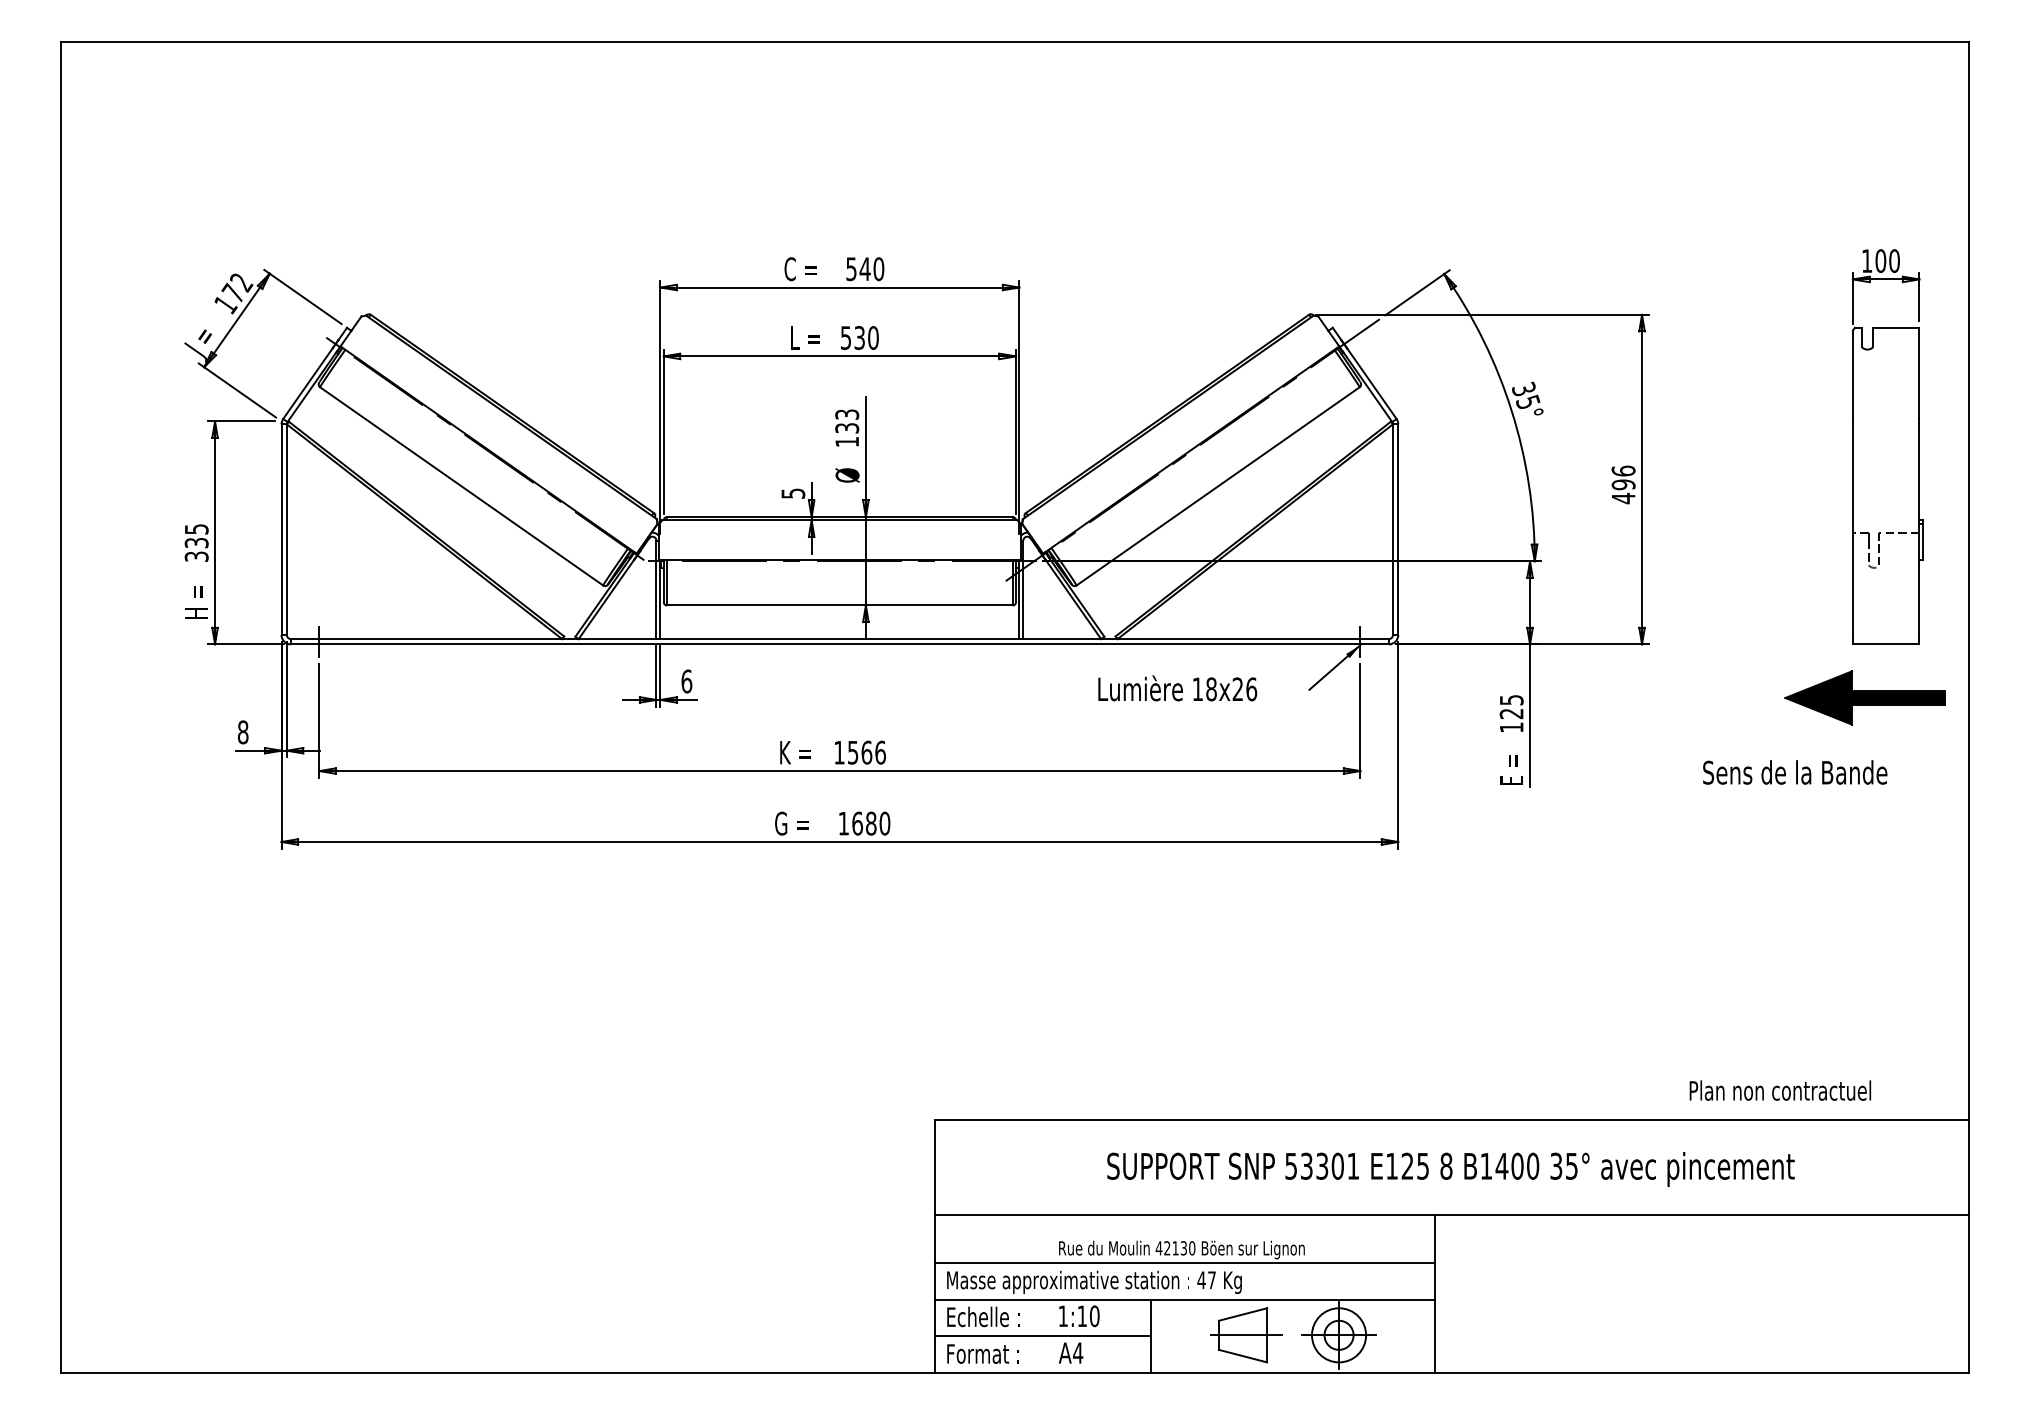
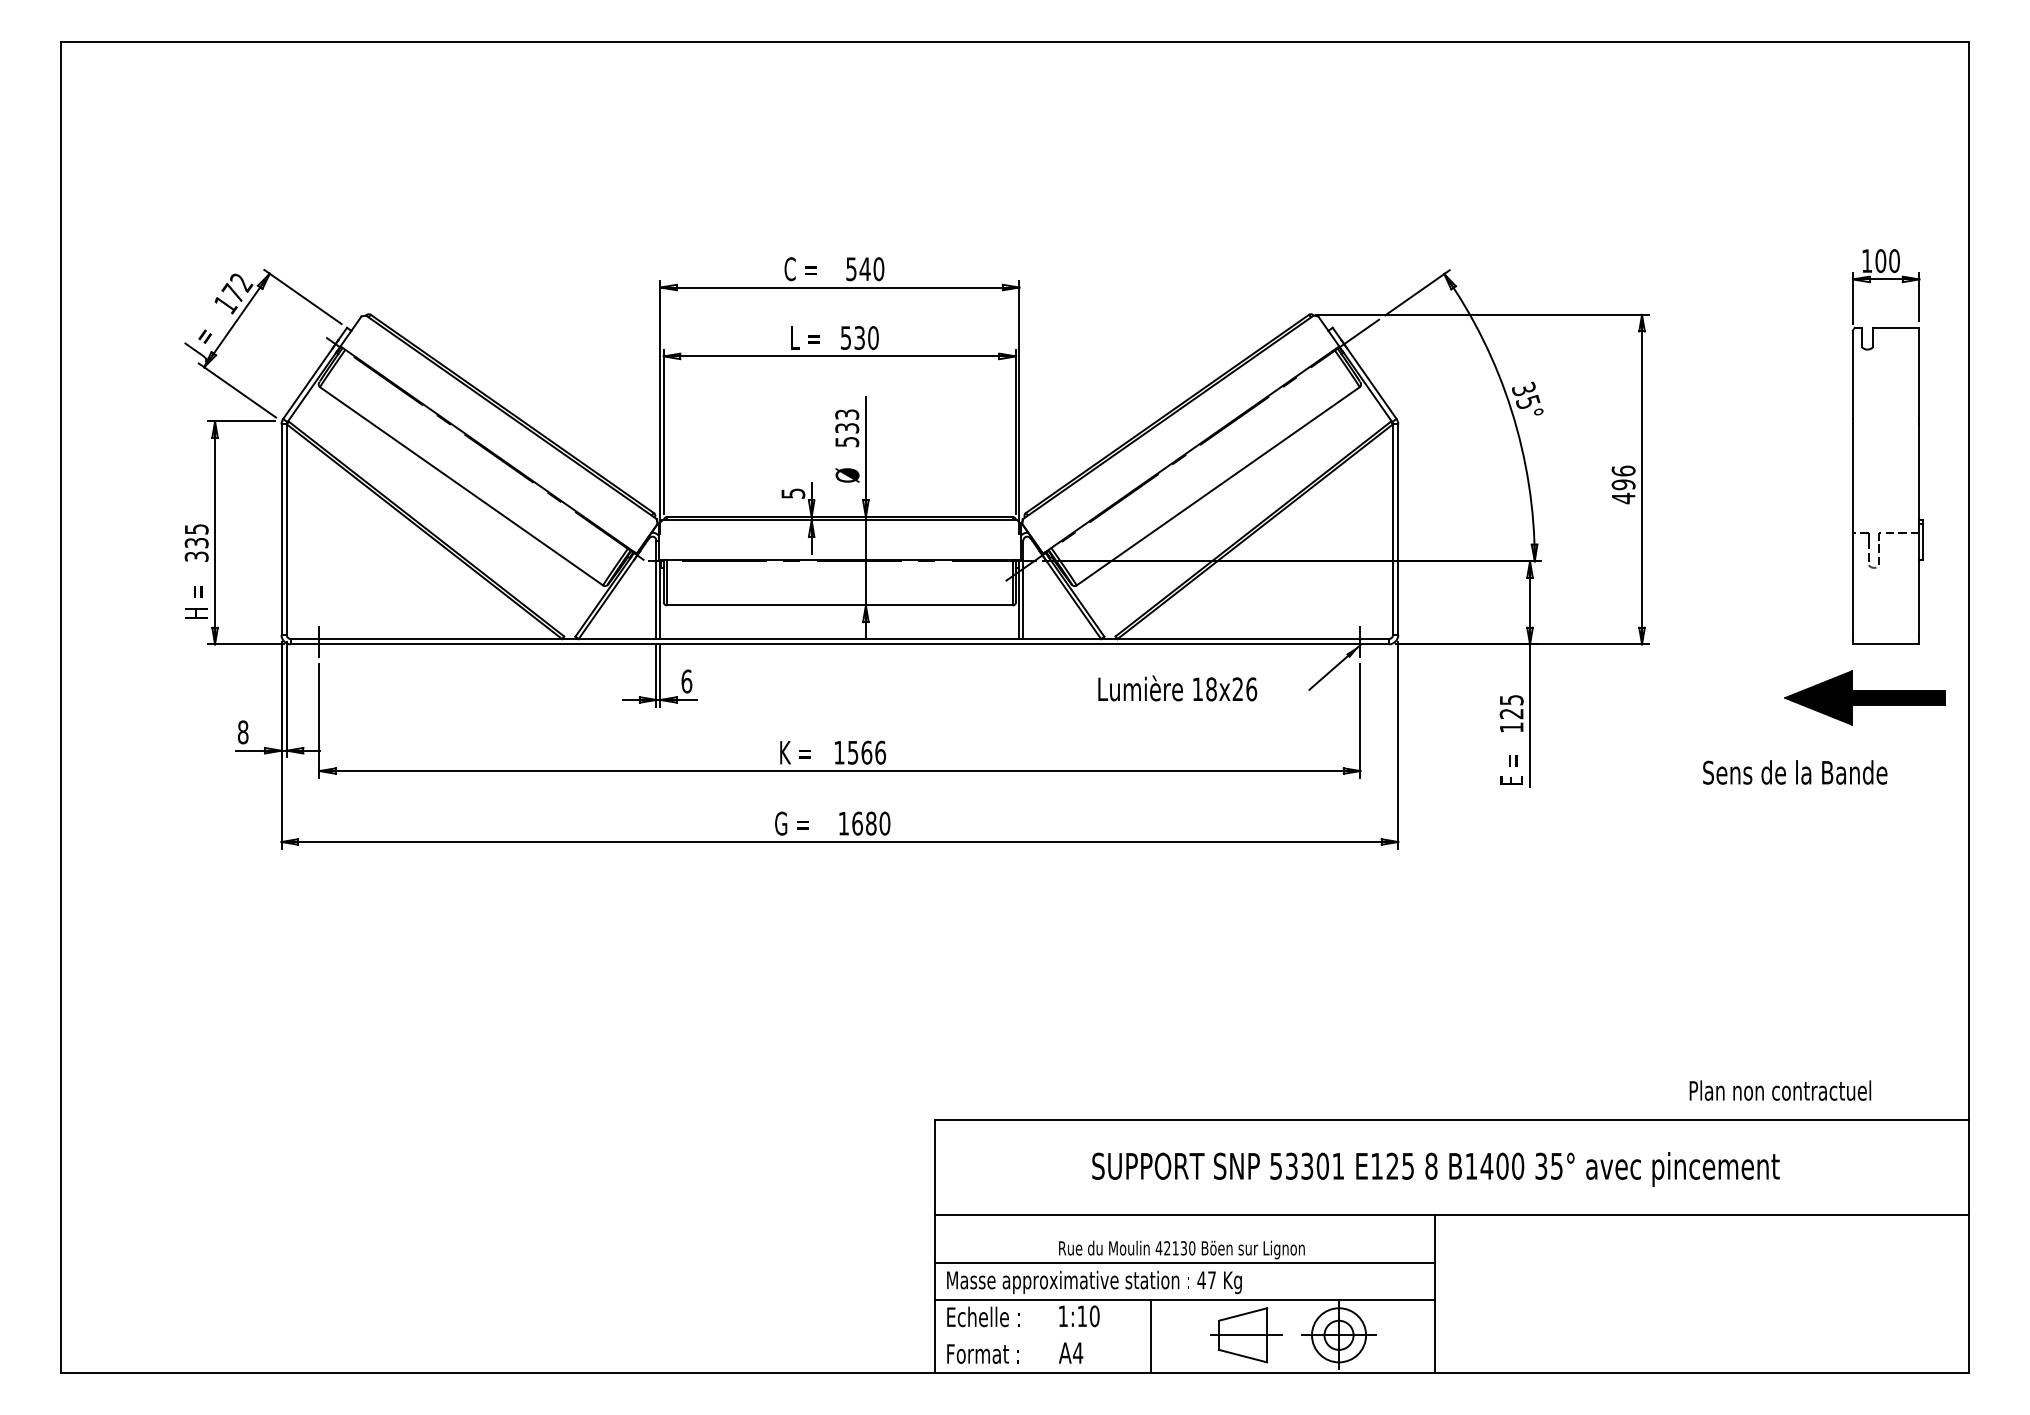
text: 133 -> 533 (847, 442)
text position: (1450, 1169) -> (1435, 1169) (1435, 1169)
line: present -> none (1042, 1336)
